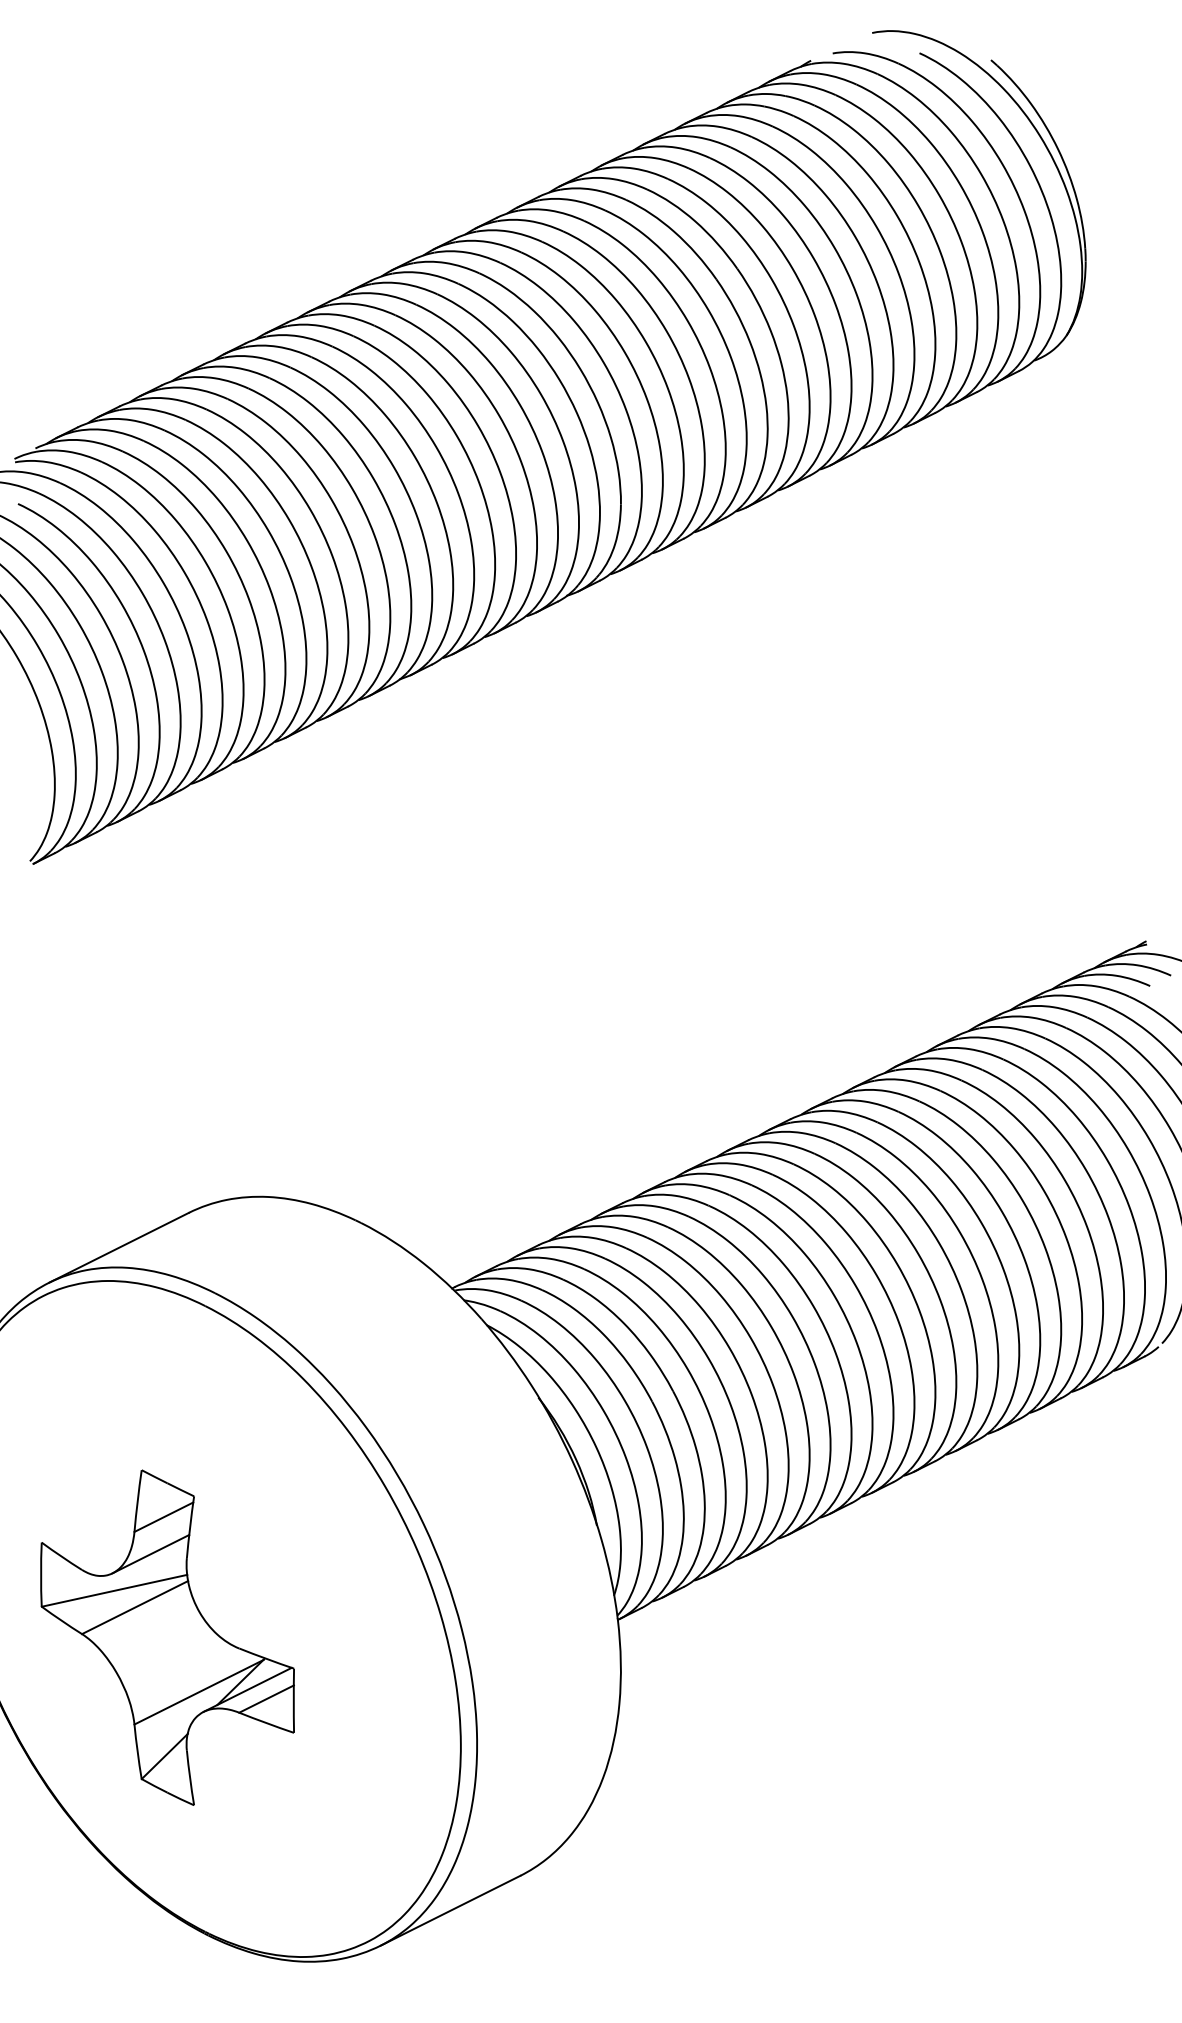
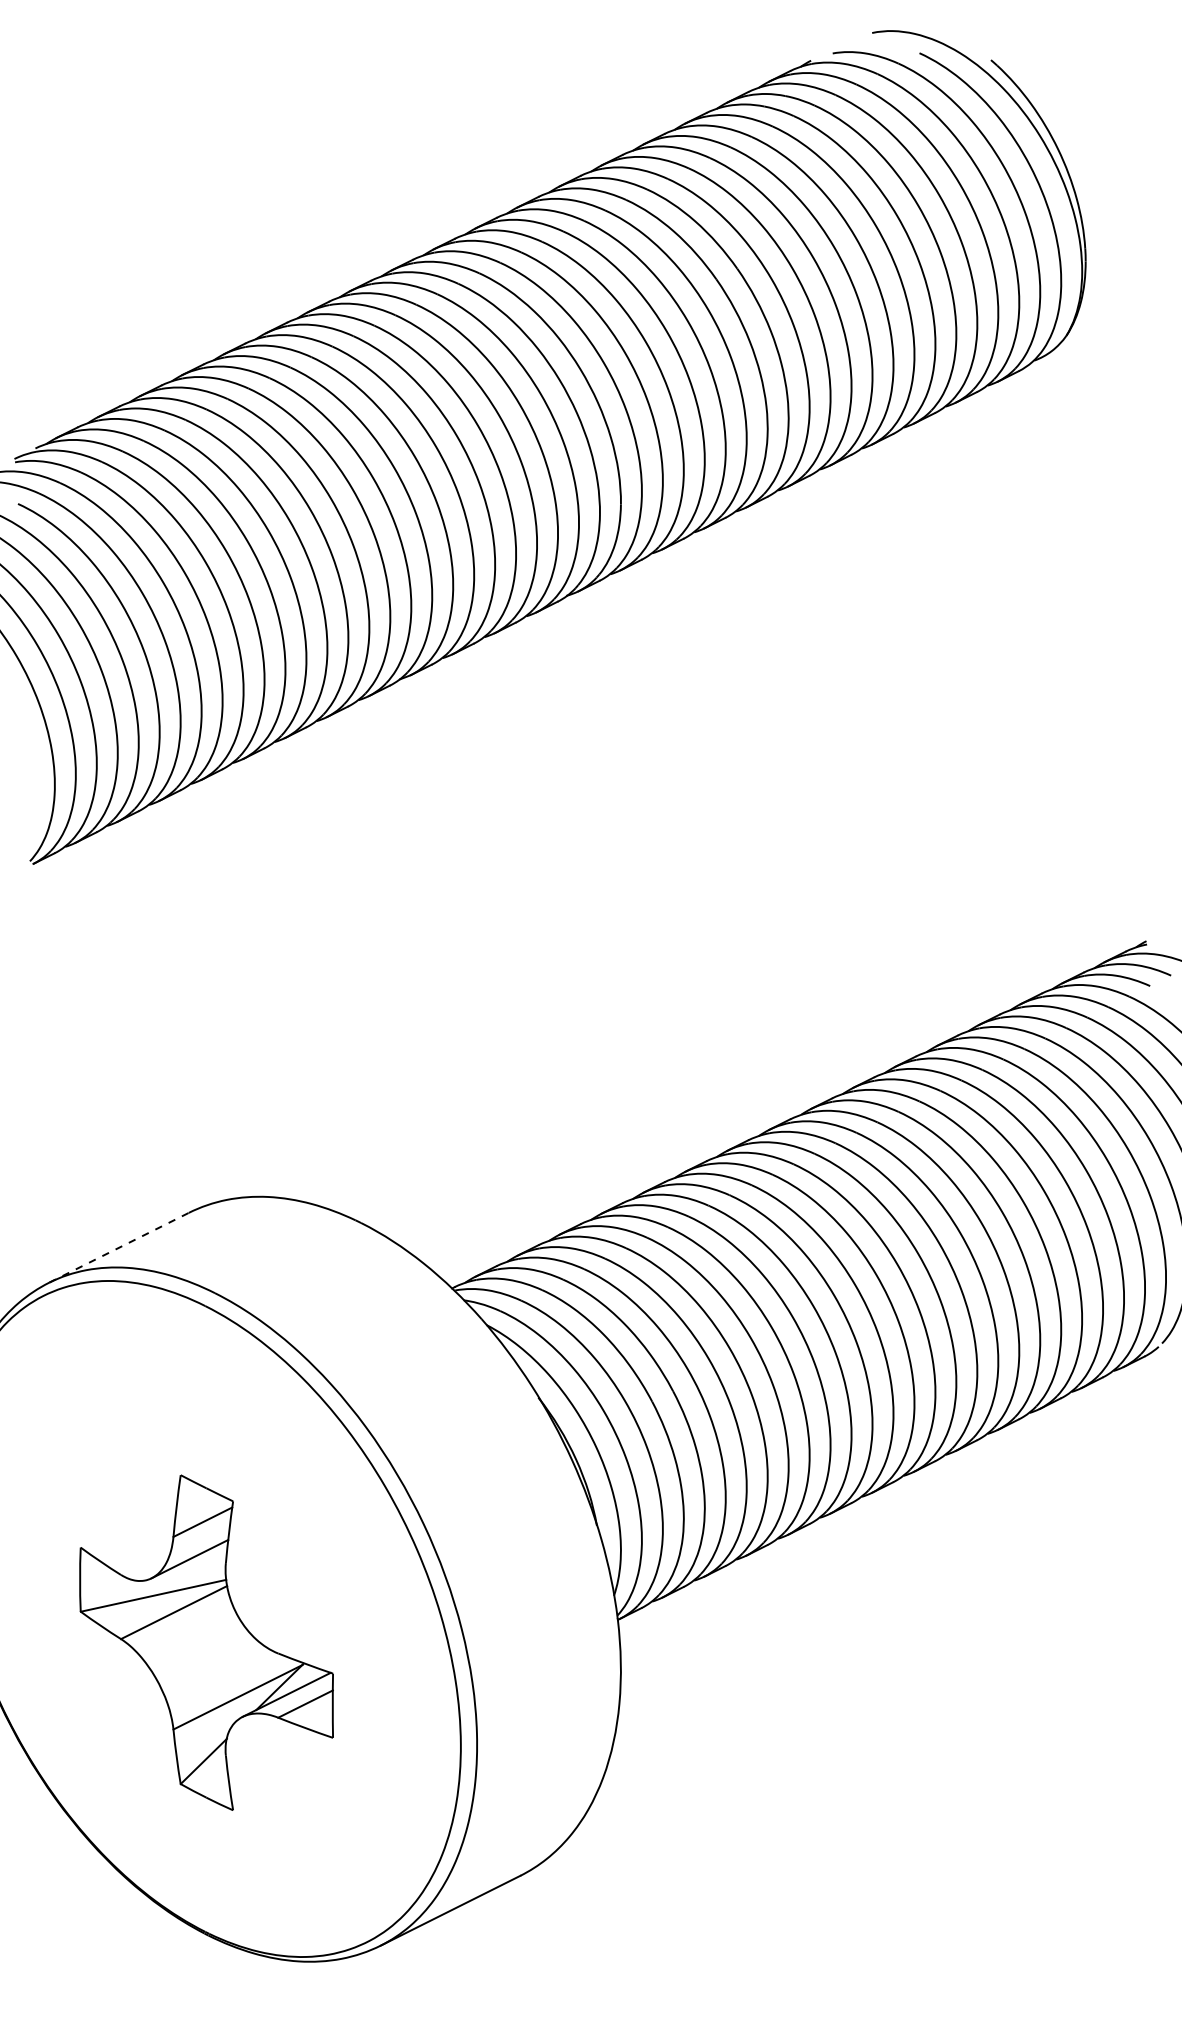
line: solid -> dashed (119, 1247)
part position: (167, 1637) -> (206, 1642) (206, 1642)
